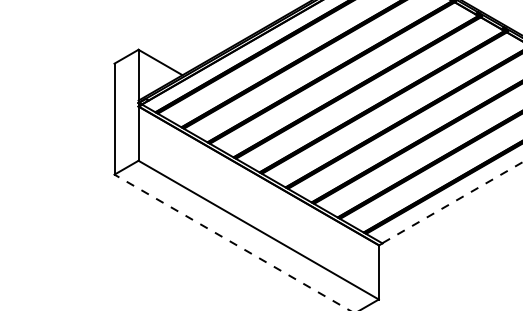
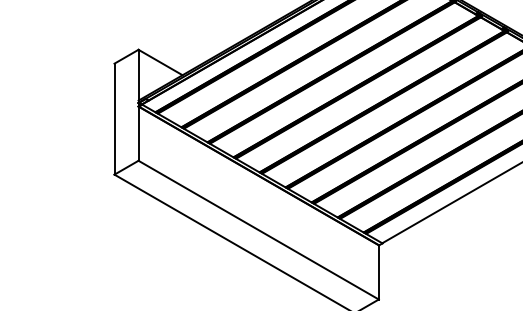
line: dashed -> solid (452, 202)
line: dashed -> solid (232, 242)
